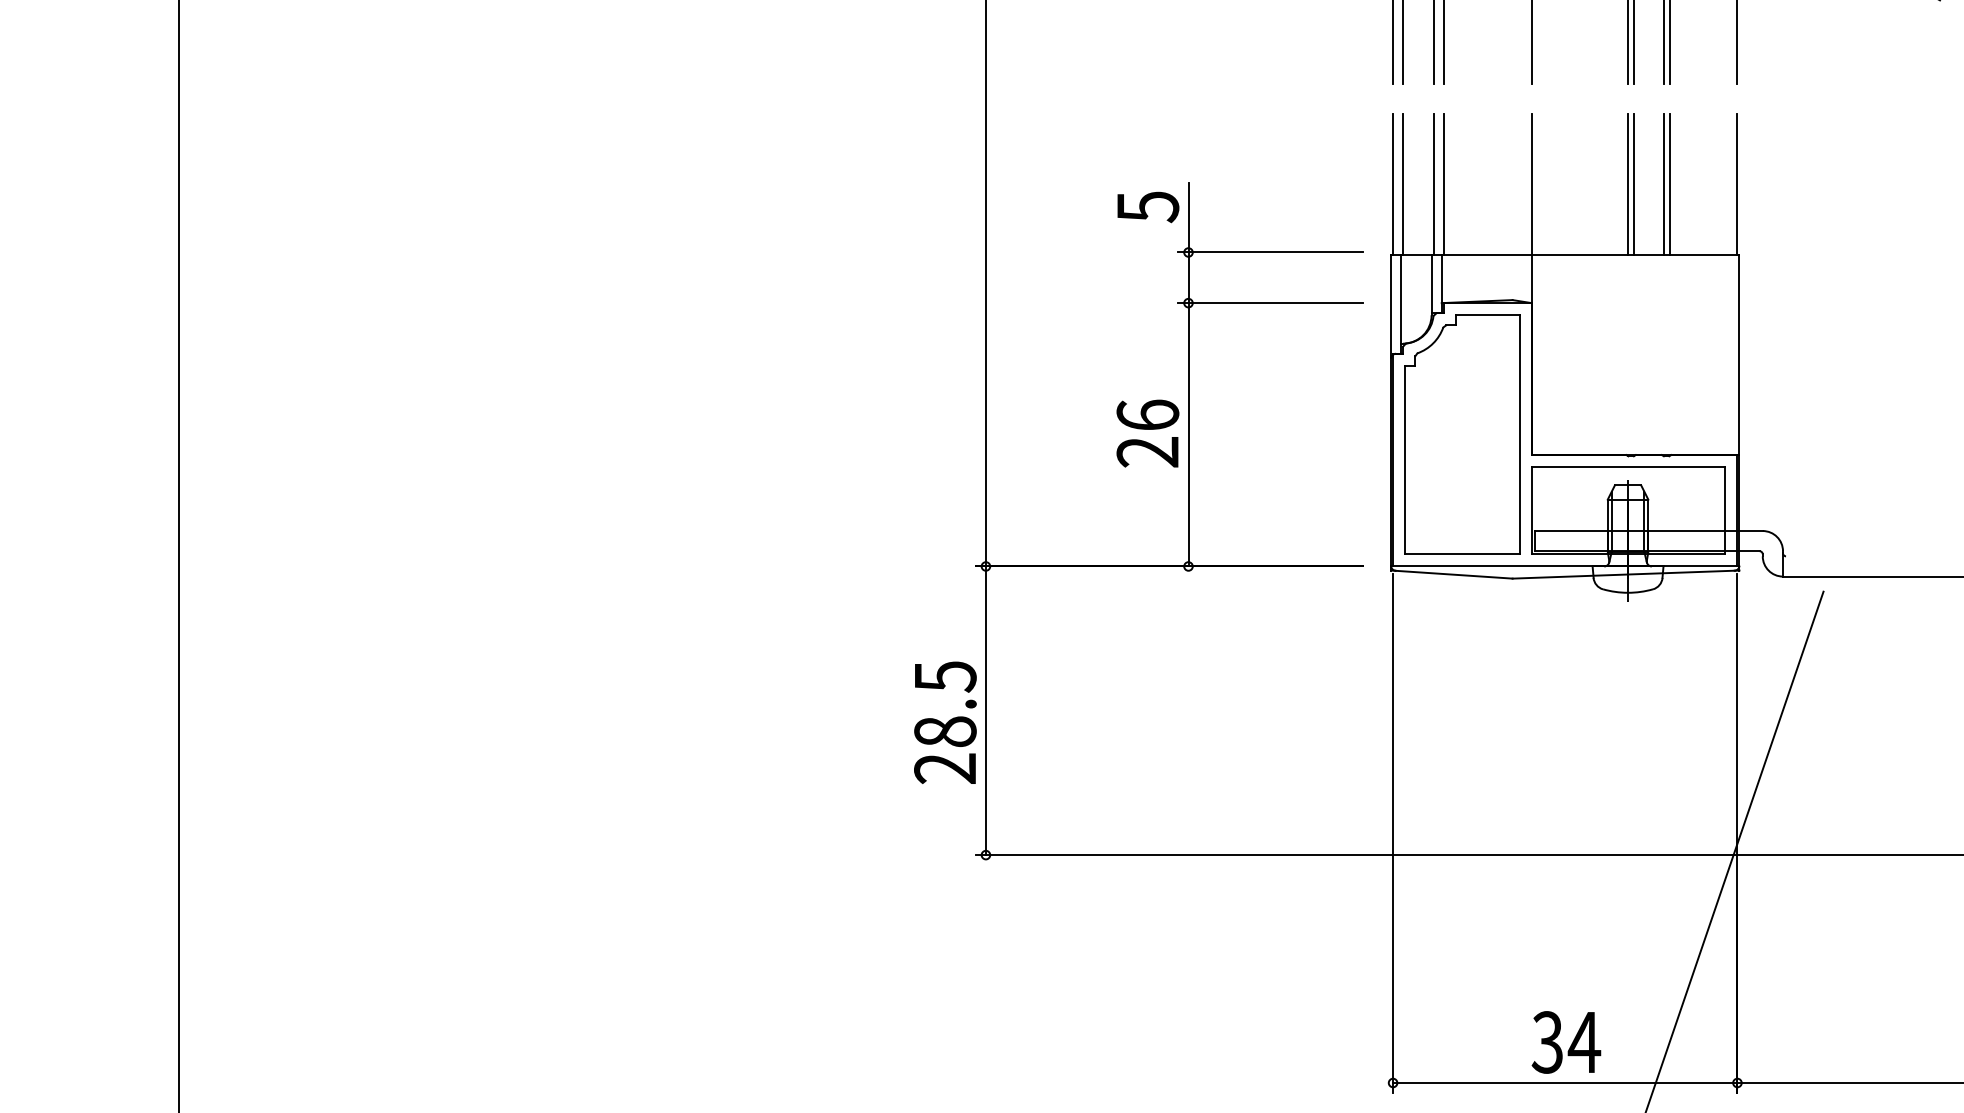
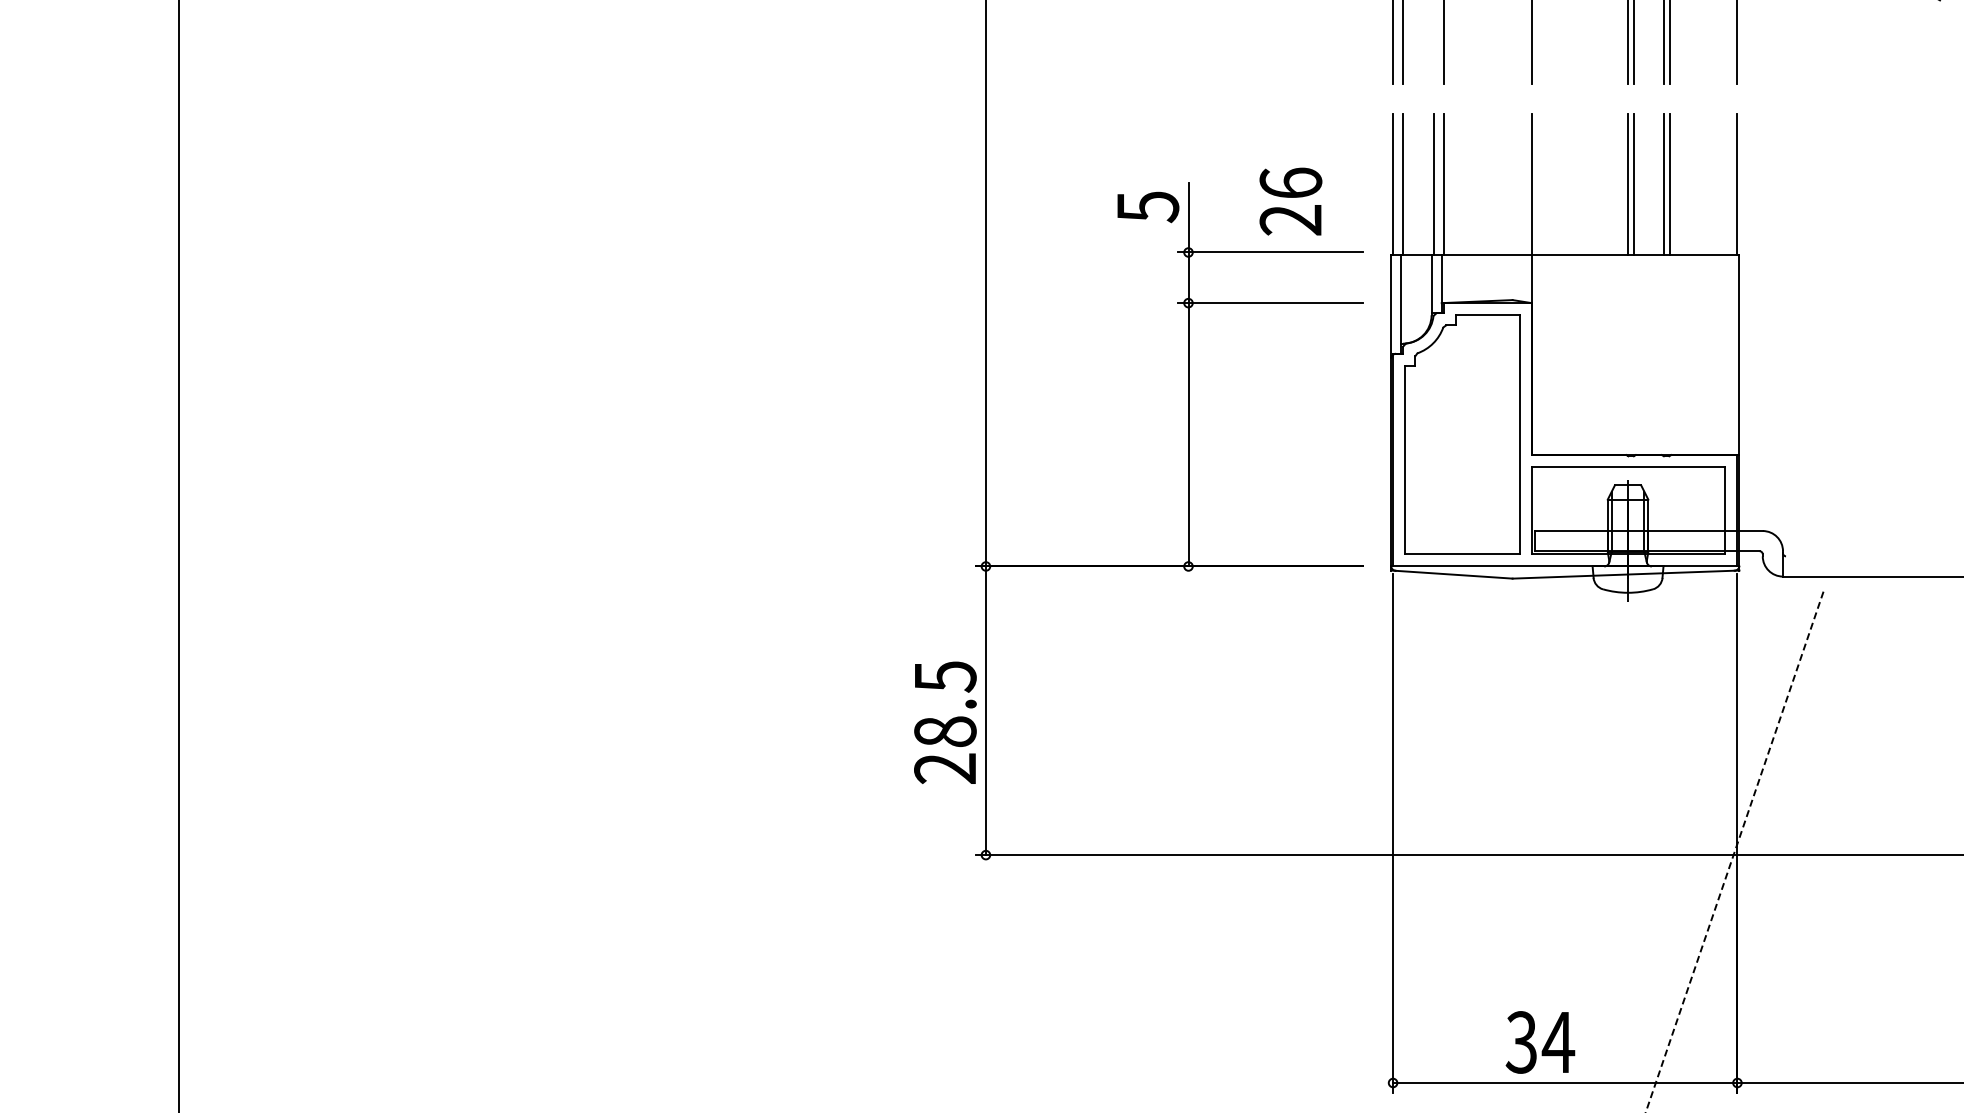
line: present -> none (1433, 42)
text position: (1147, 433) -> (1290, 201) (1290, 201)
line: solid -> dashed (1734, 852)
text position: (1566, 1042) -> (1540, 1042) (1540, 1042)
